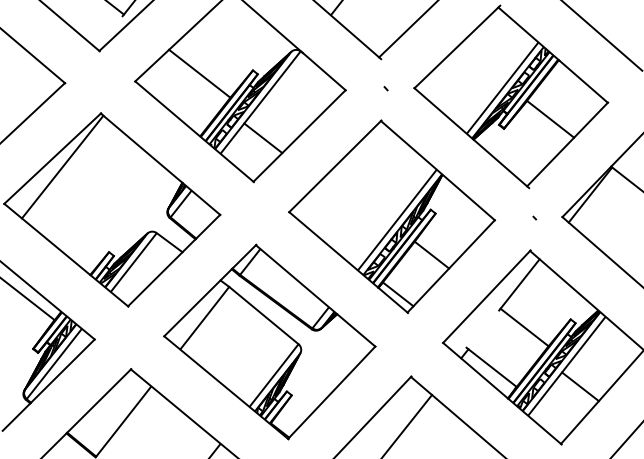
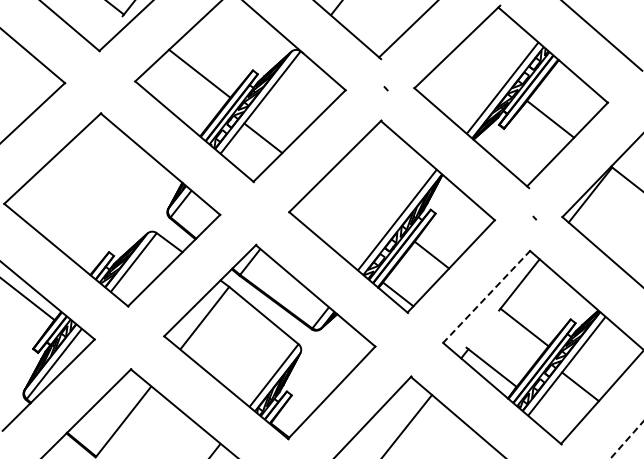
line: present -> none (62, 166)
line: solid -> dashed (486, 296)
line: solid -> dashed (626, 440)
